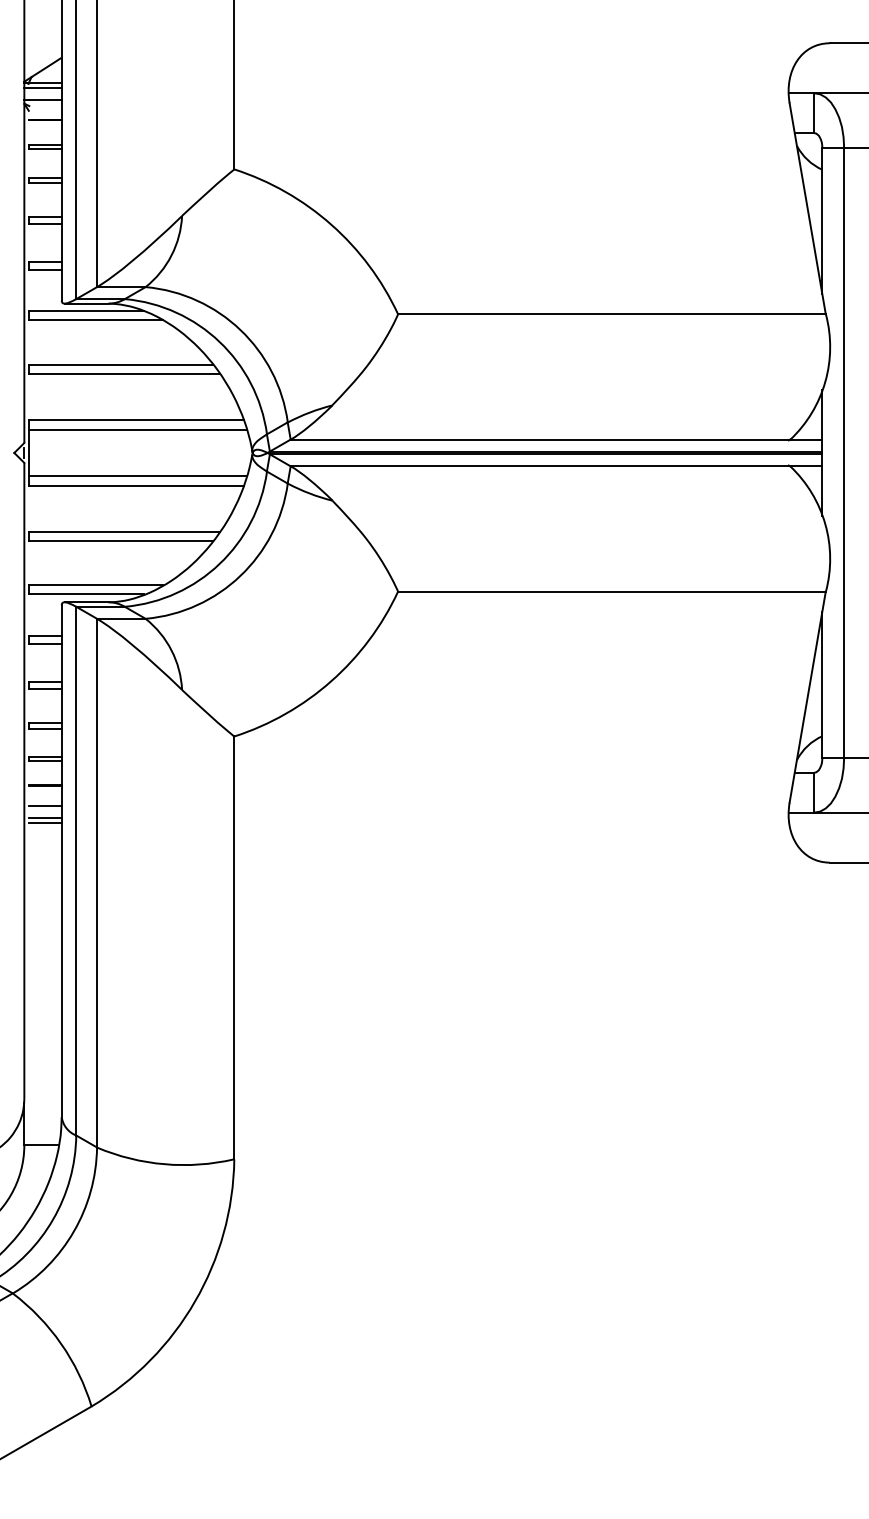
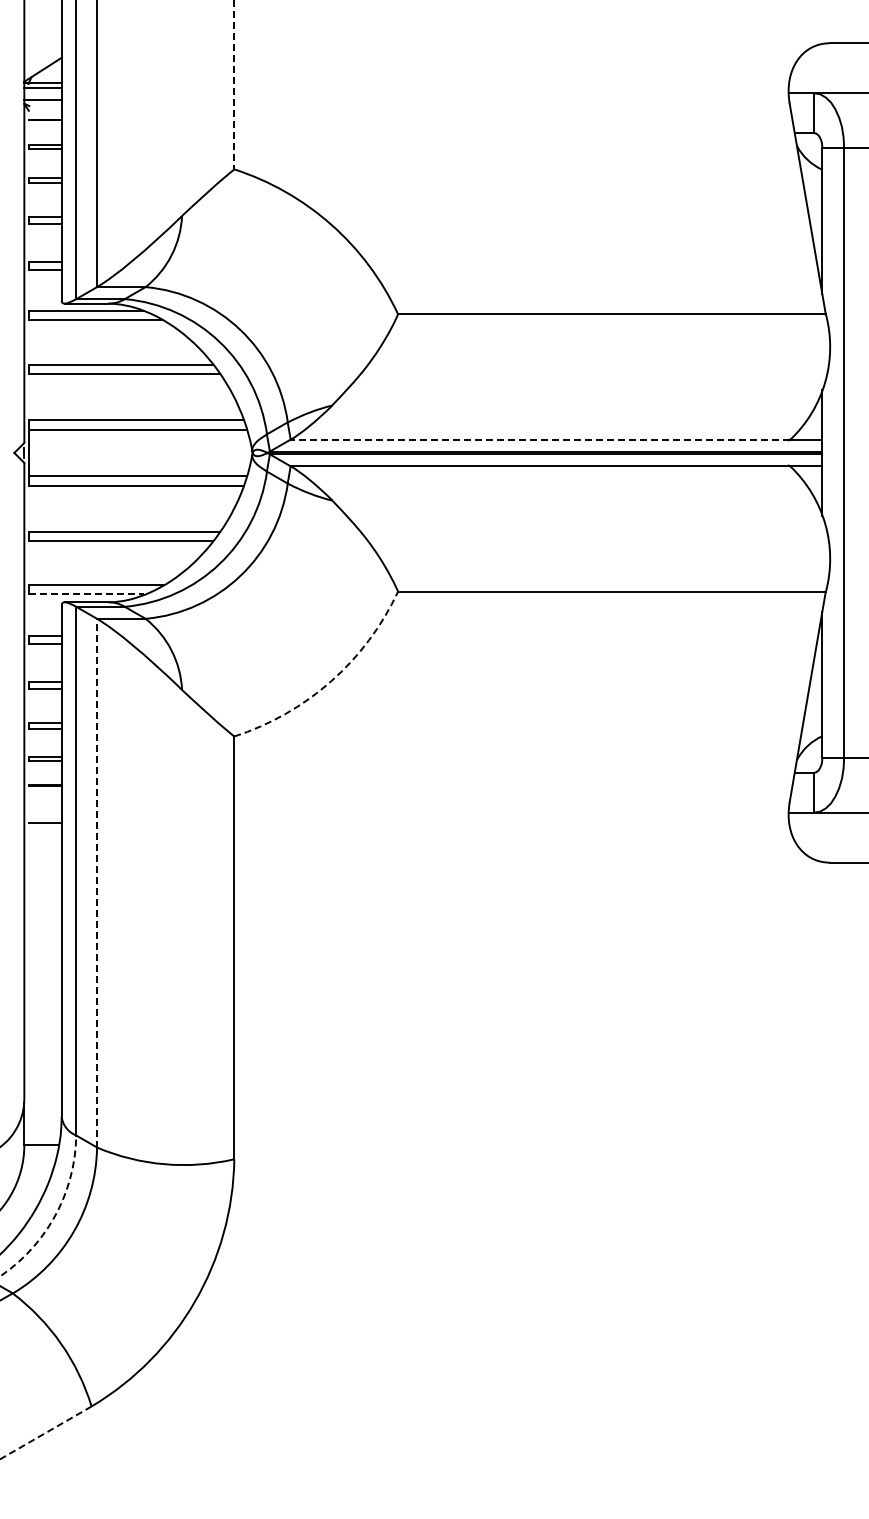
line: solid -> dashed (234, 85)
line: solid -> dashed (540, 439)
line: solid -> dashed (86, 594)
arc: solid -> dashed (331, 681)
line: present -> none (45, 805)
line: present -> none (45, 818)
line: solid -> dashed (97, 882)
arc: solid -> dashed (55, 1215)
line: solid -> dashed (45, 1432)
